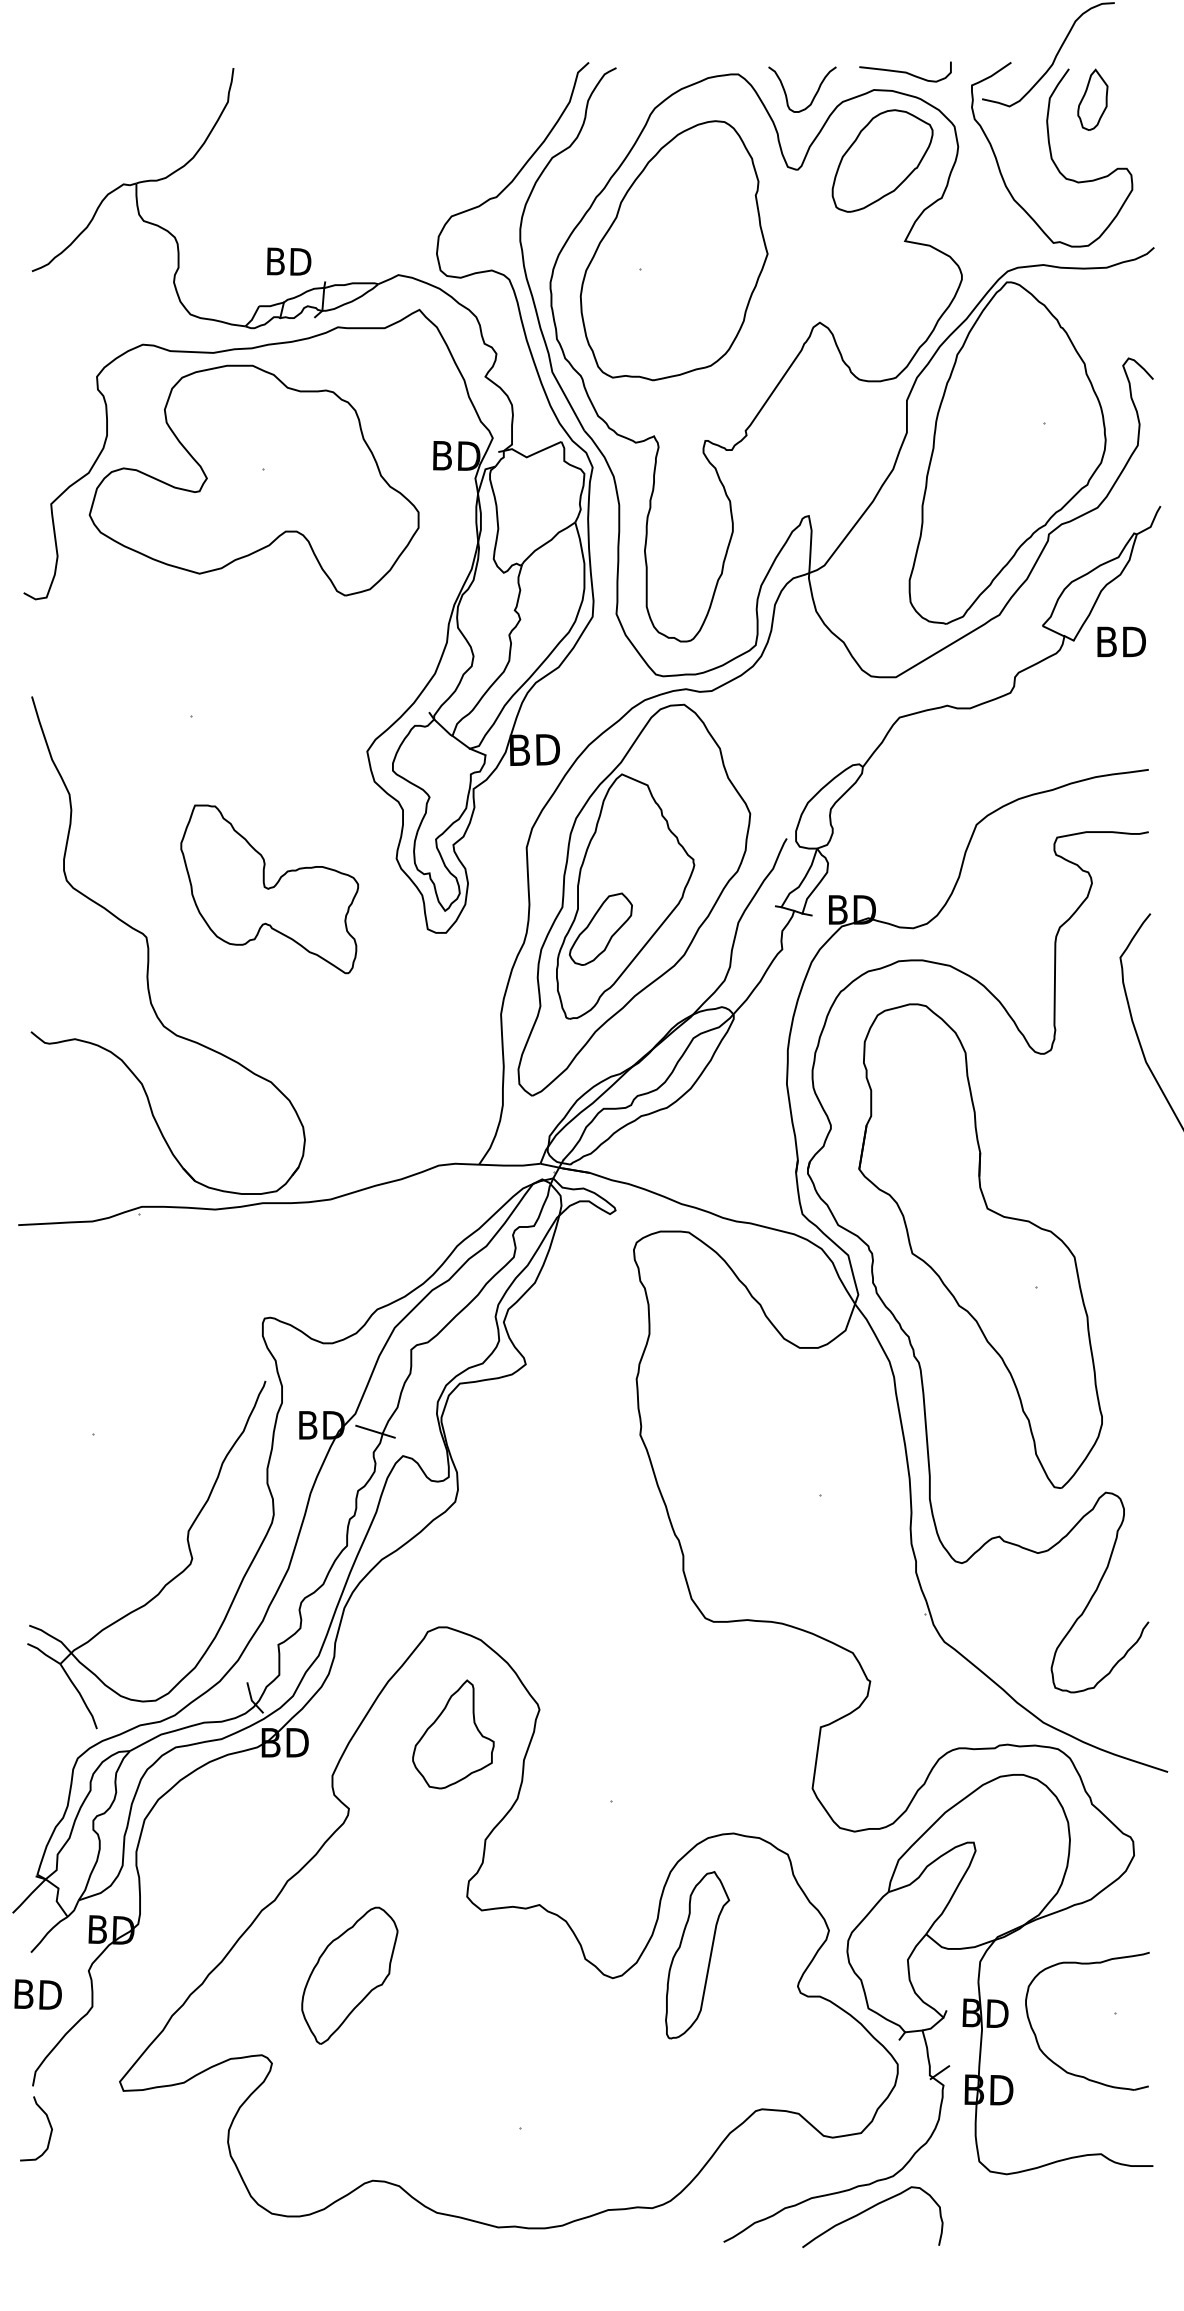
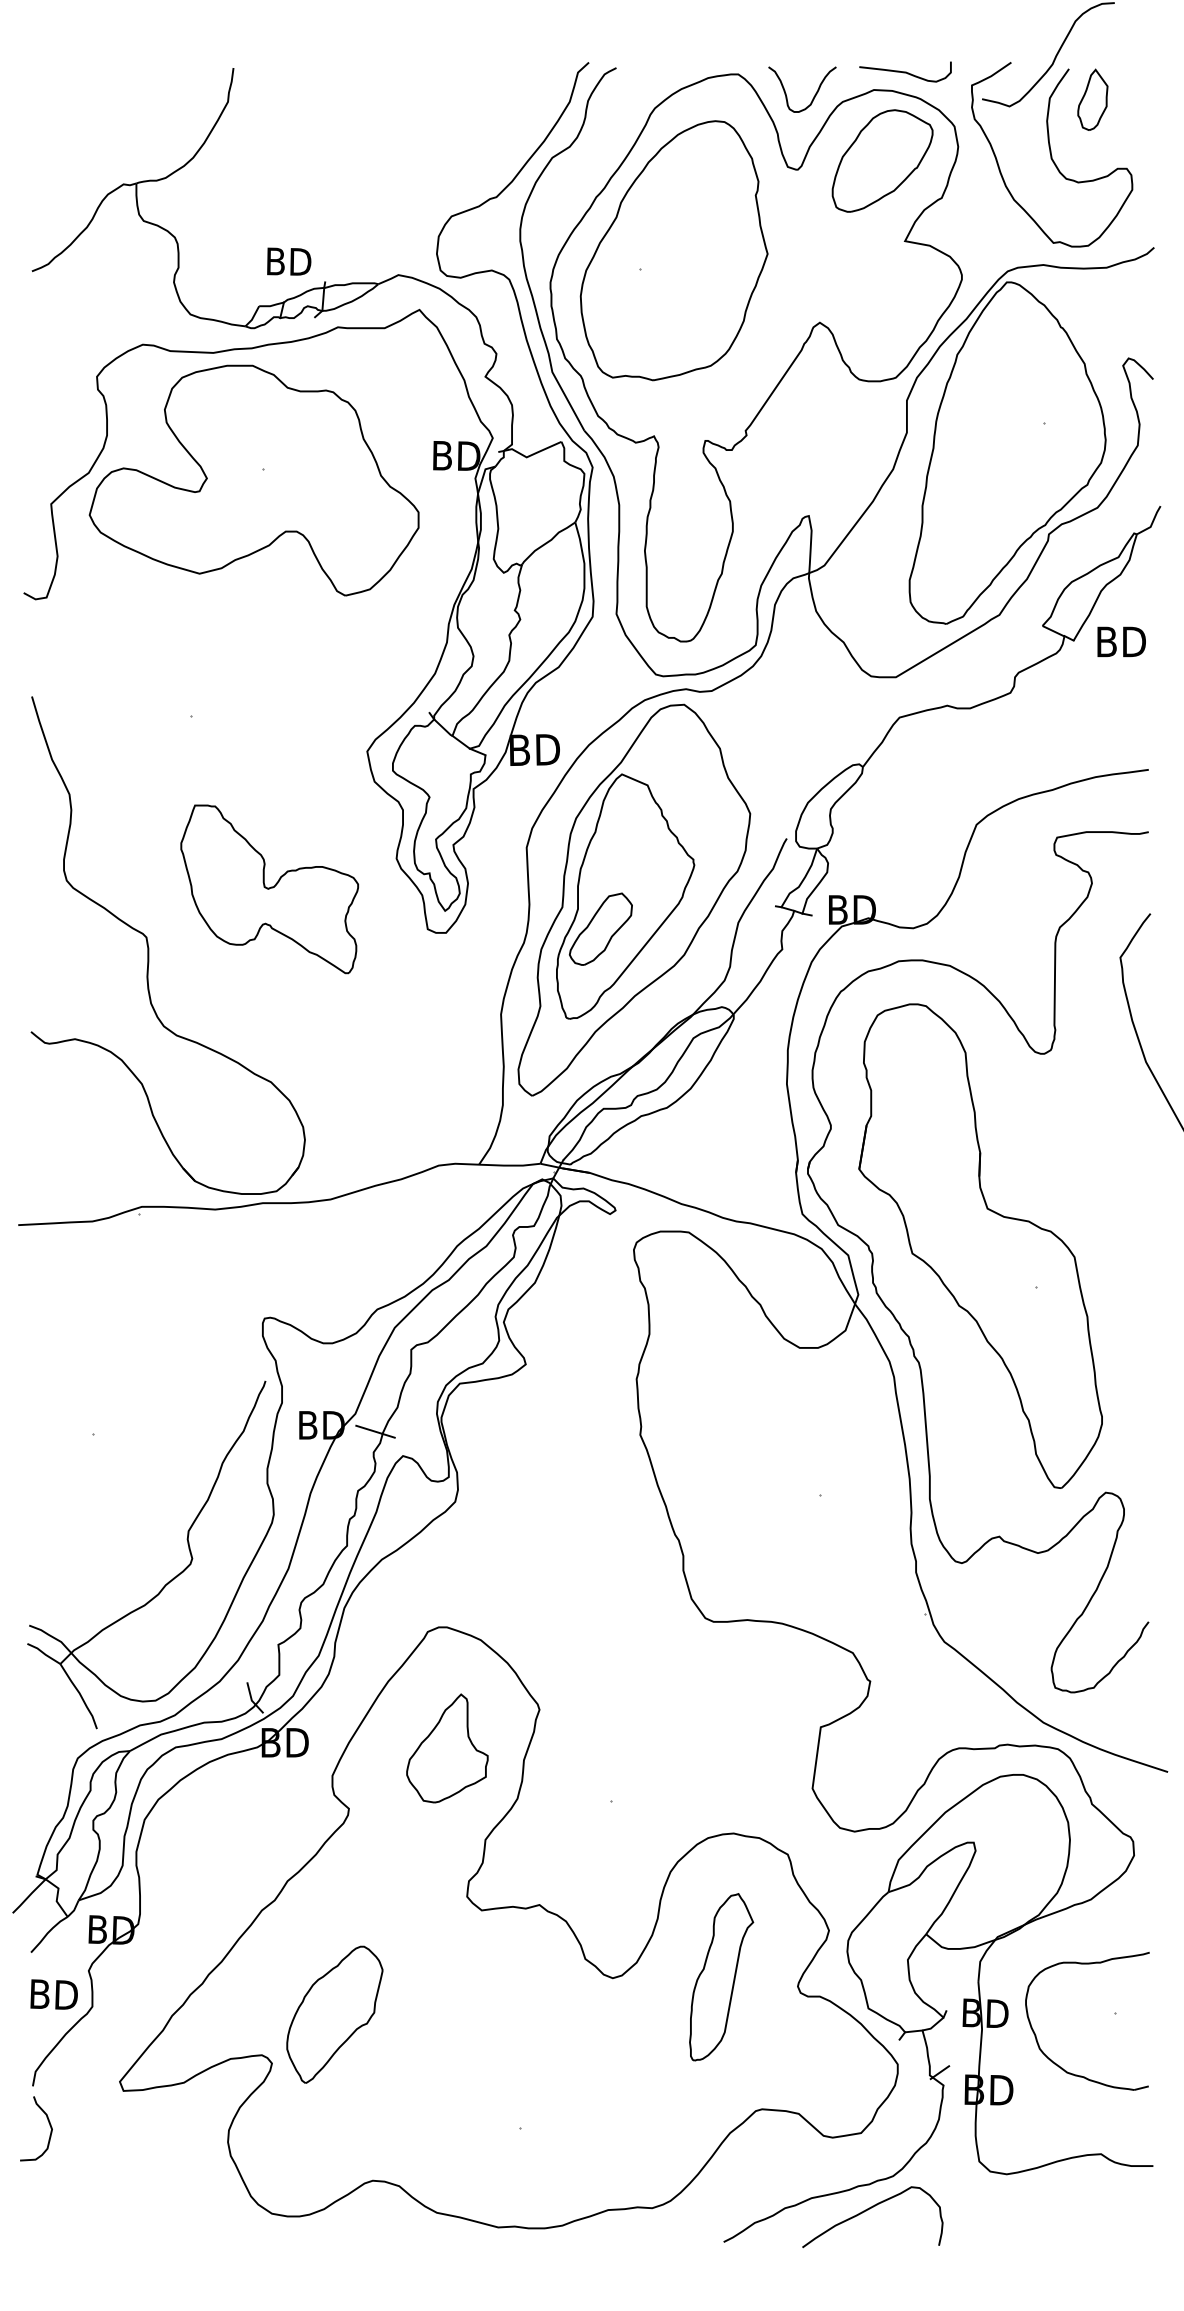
part position: (453, 1734) -> (447, 1748) (447, 1748)
part position: (697, 1955) -> (721, 1977) (721, 1977)
part position: (349, 1975) -> (334, 2014) (334, 2014)
text position: (37, 1994) -> (53, 1994) (53, 1994)
